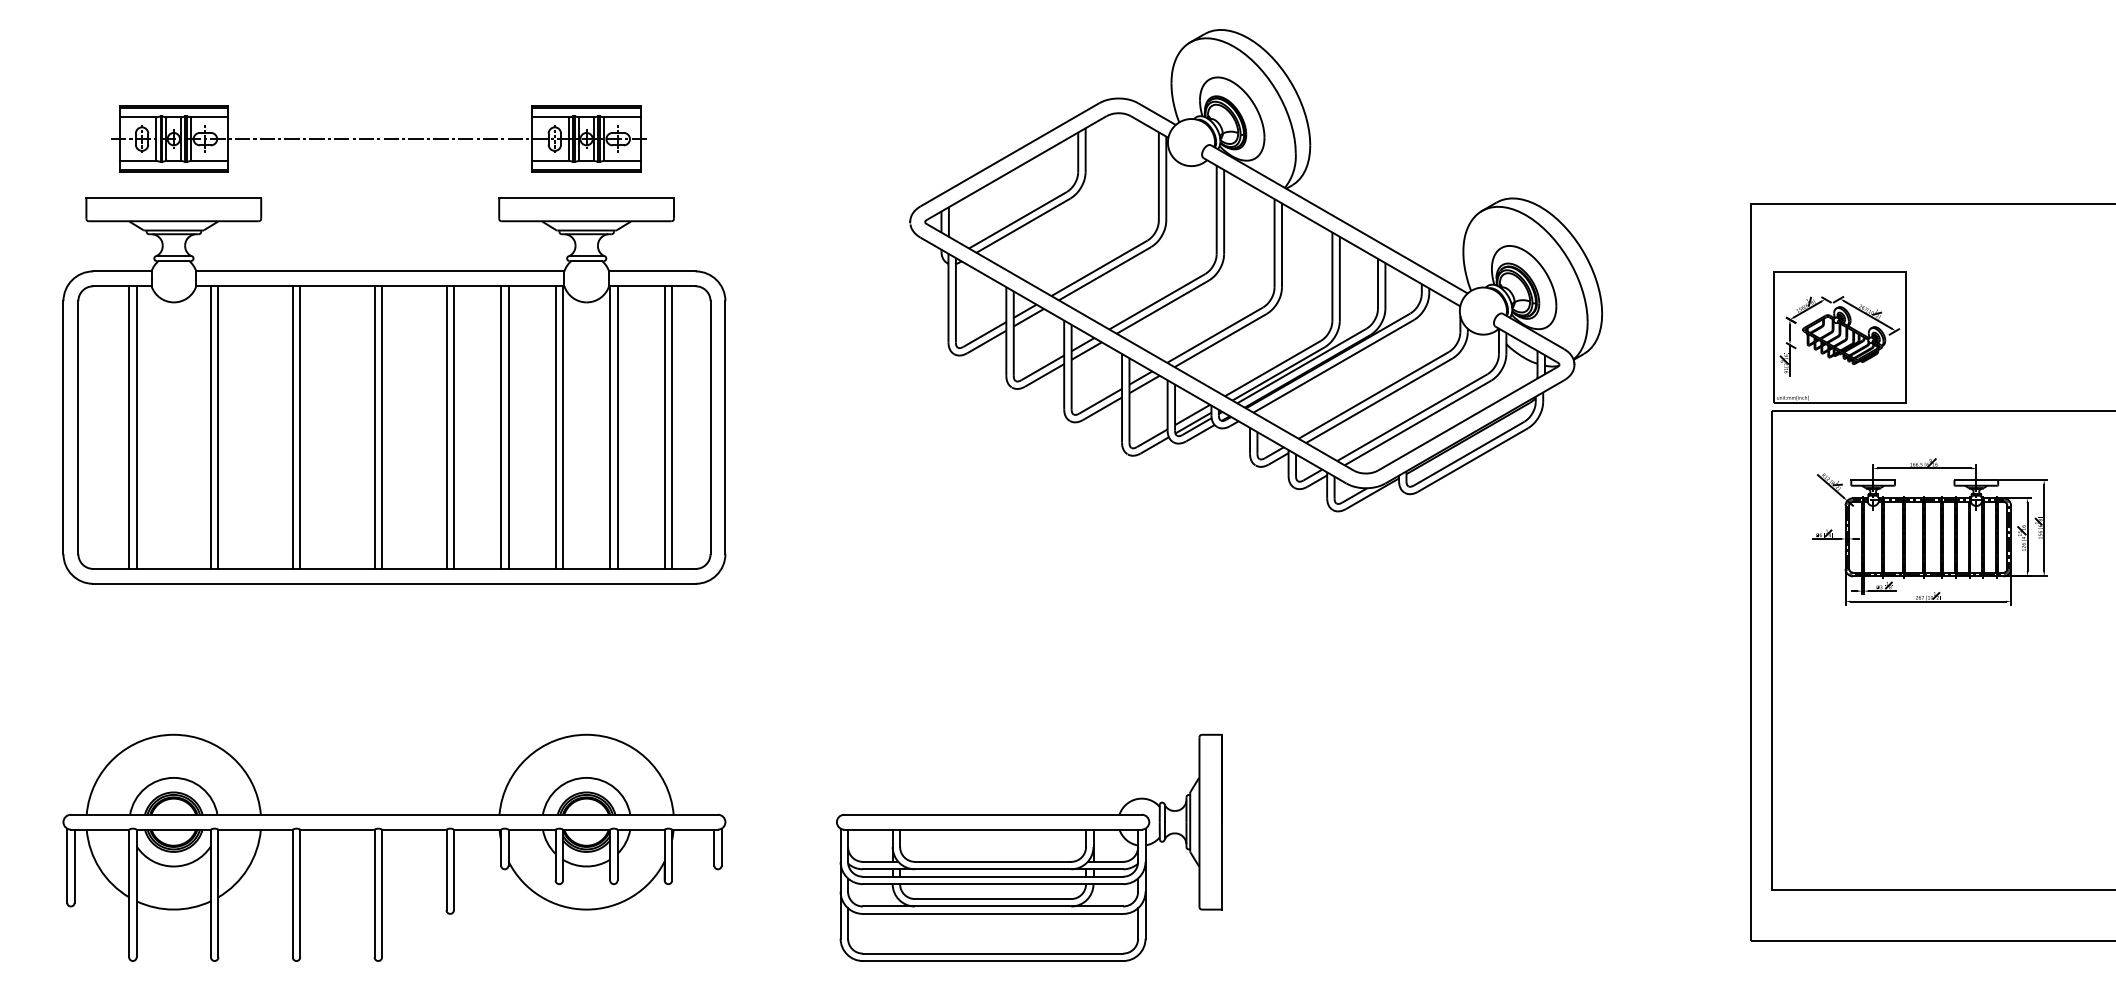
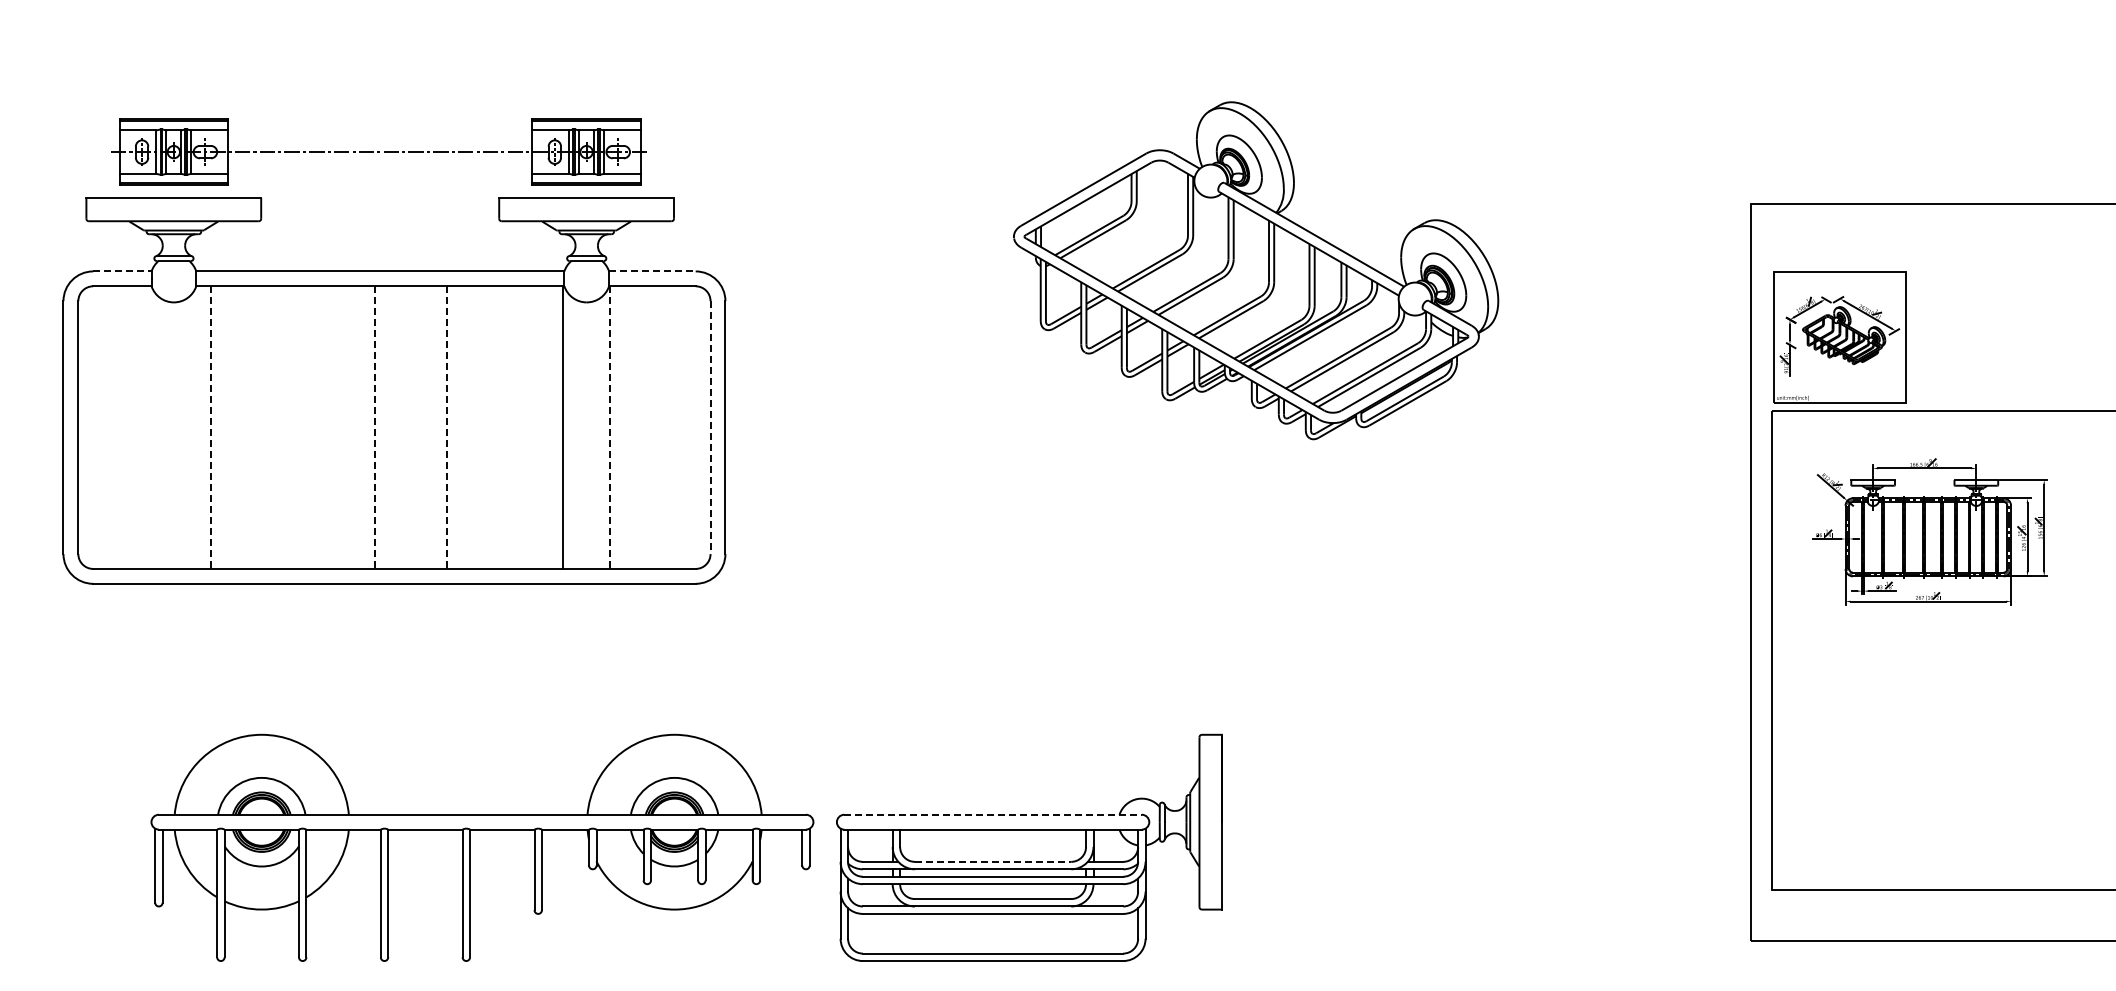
part position: (378, 138) -> (378, 151) (378, 151)
part size: 694x484 px -> 487x340 px (1256, 270)
line: solid -> dashed (122, 271)
line: solid -> dashed (652, 271)
line: present -> none (129, 427)
line: present -> none (136, 427)
line: present -> none (218, 427)
line: present -> none (292, 427)
line: present -> none (300, 427)
line: present -> none (382, 427)
line: present -> none (453, 427)
line: present -> none (501, 427)
line: present -> none (508, 427)
line: present -> none (555, 427)
line: present -> none (617, 427)
line: present -> none (664, 427)
line: present -> none (672, 427)
line: solid -> dashed (210, 428)
line: solid -> dashed (374, 428)
line: solid -> dashed (446, 428)
line: solid -> dashed (610, 428)
line: solid -> dashed (710, 428)
line: solid -> dashed (993, 814)
part position: (382, 847) -> (470, 847) (470, 847)
line: solid -> dashed (993, 861)
